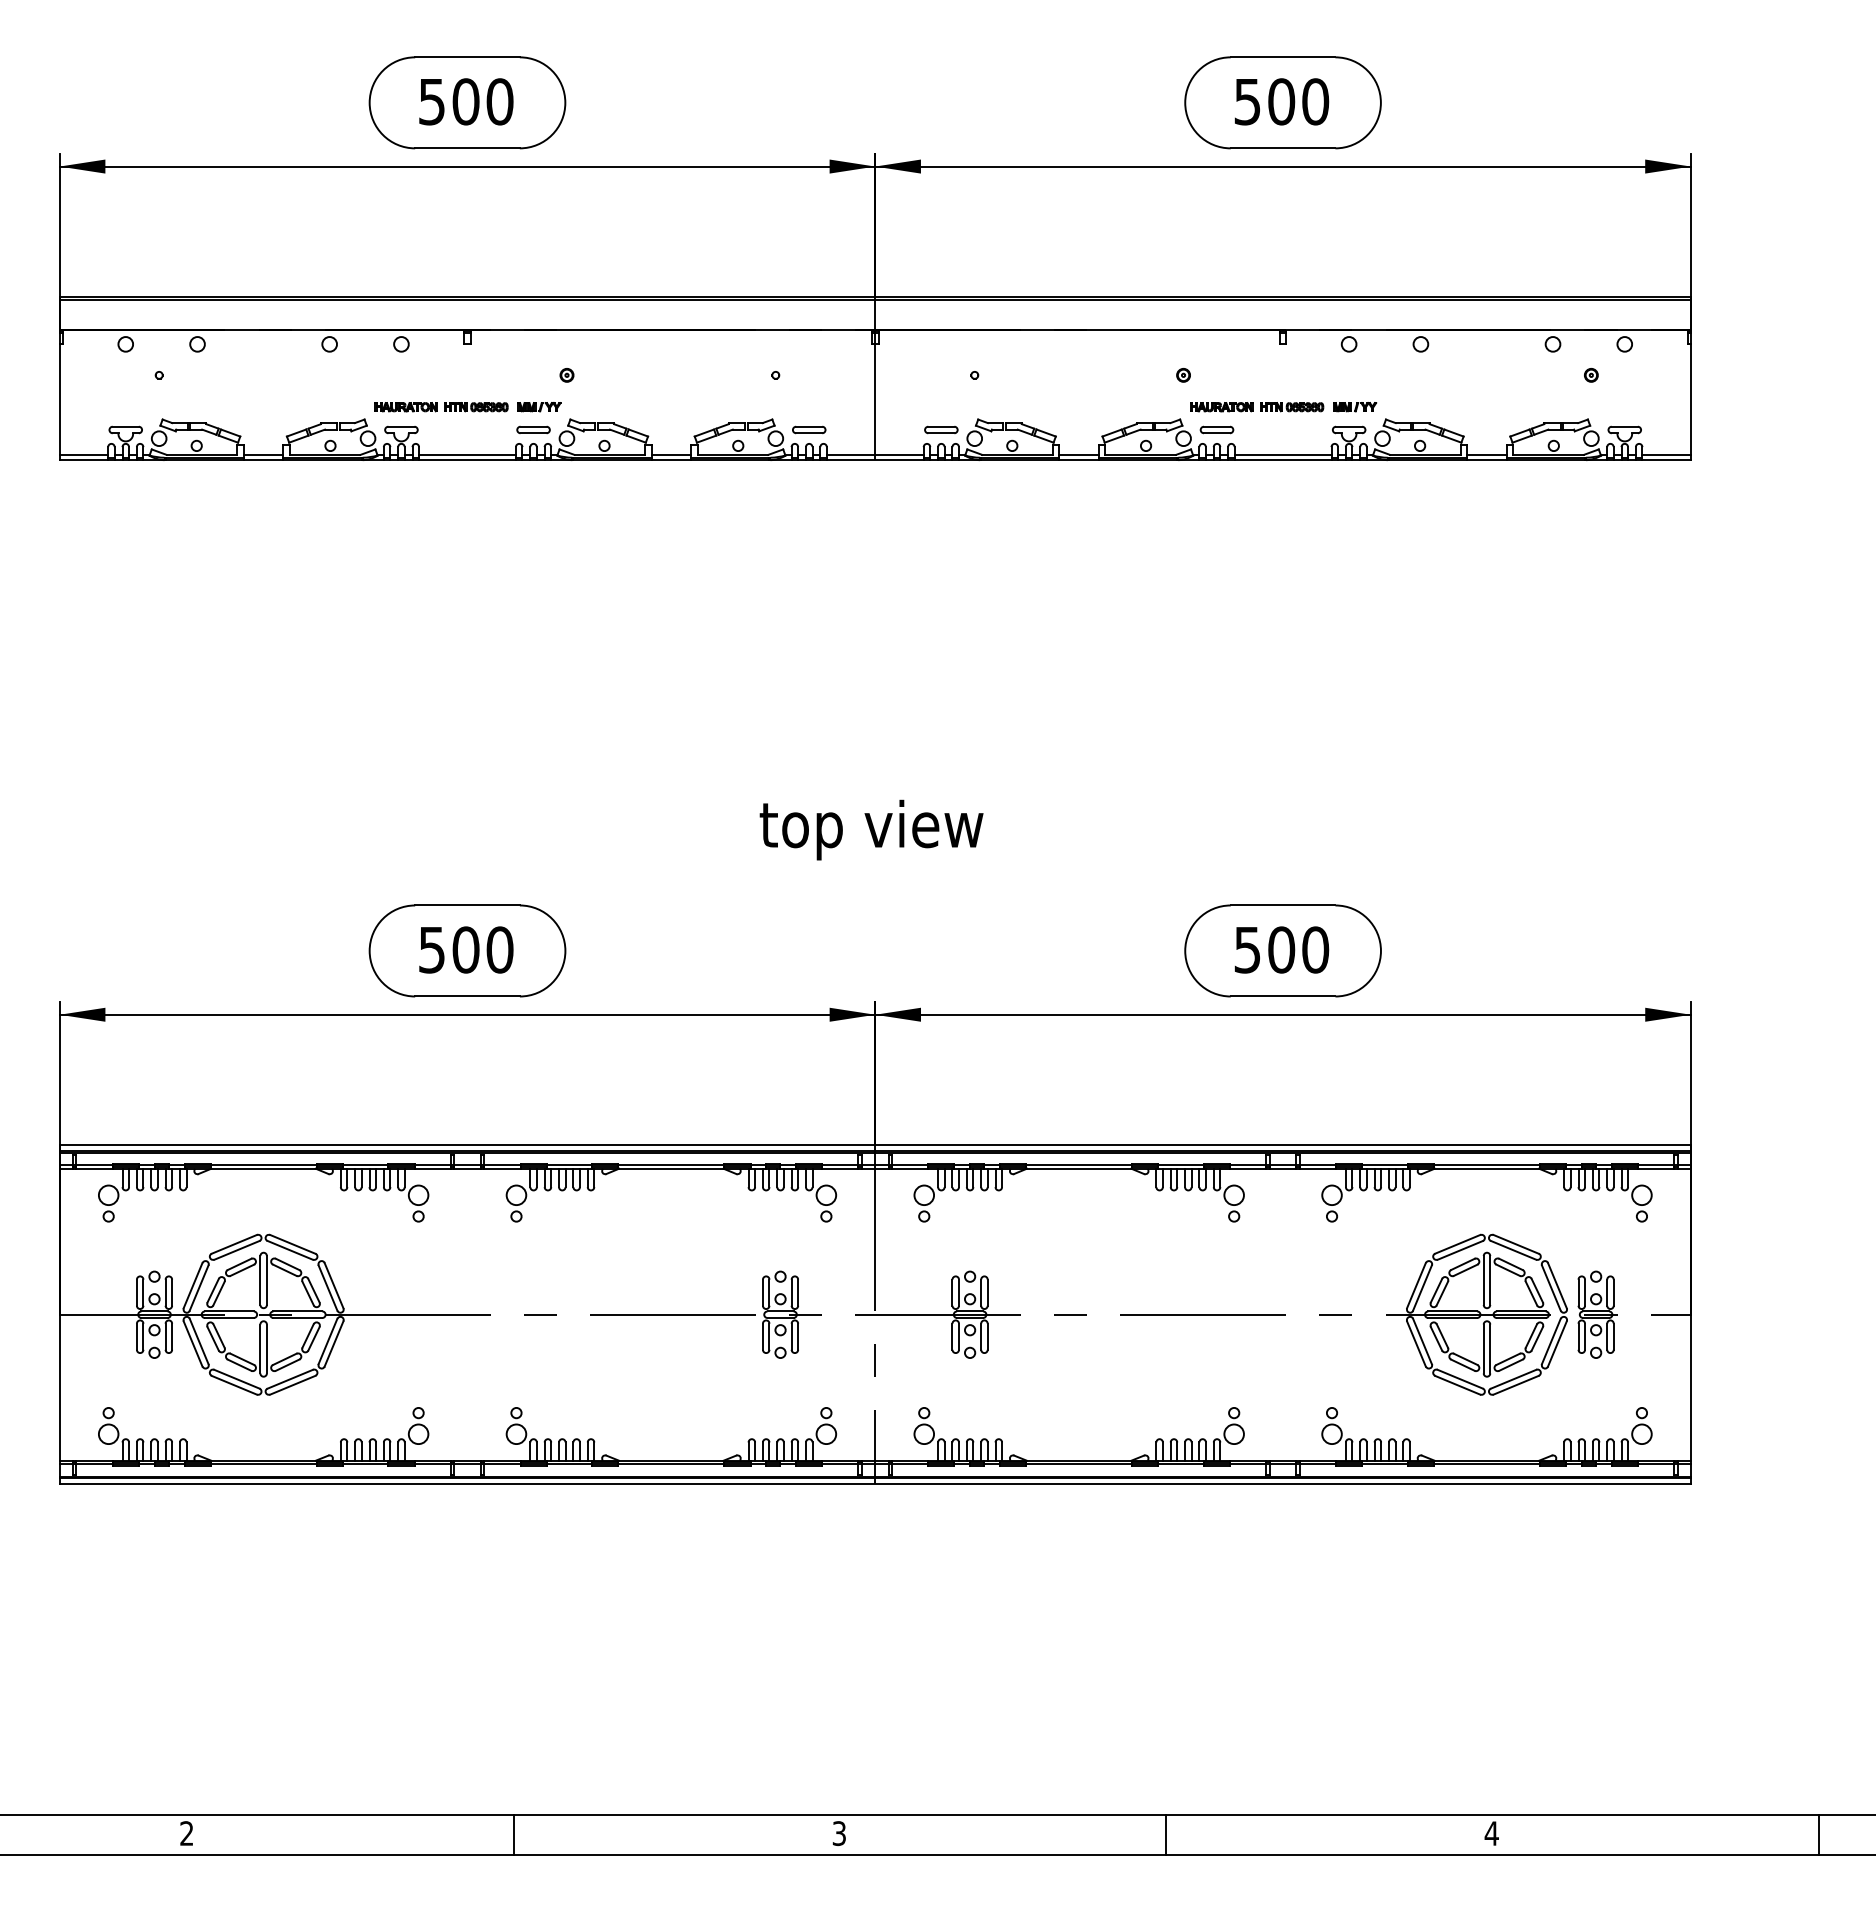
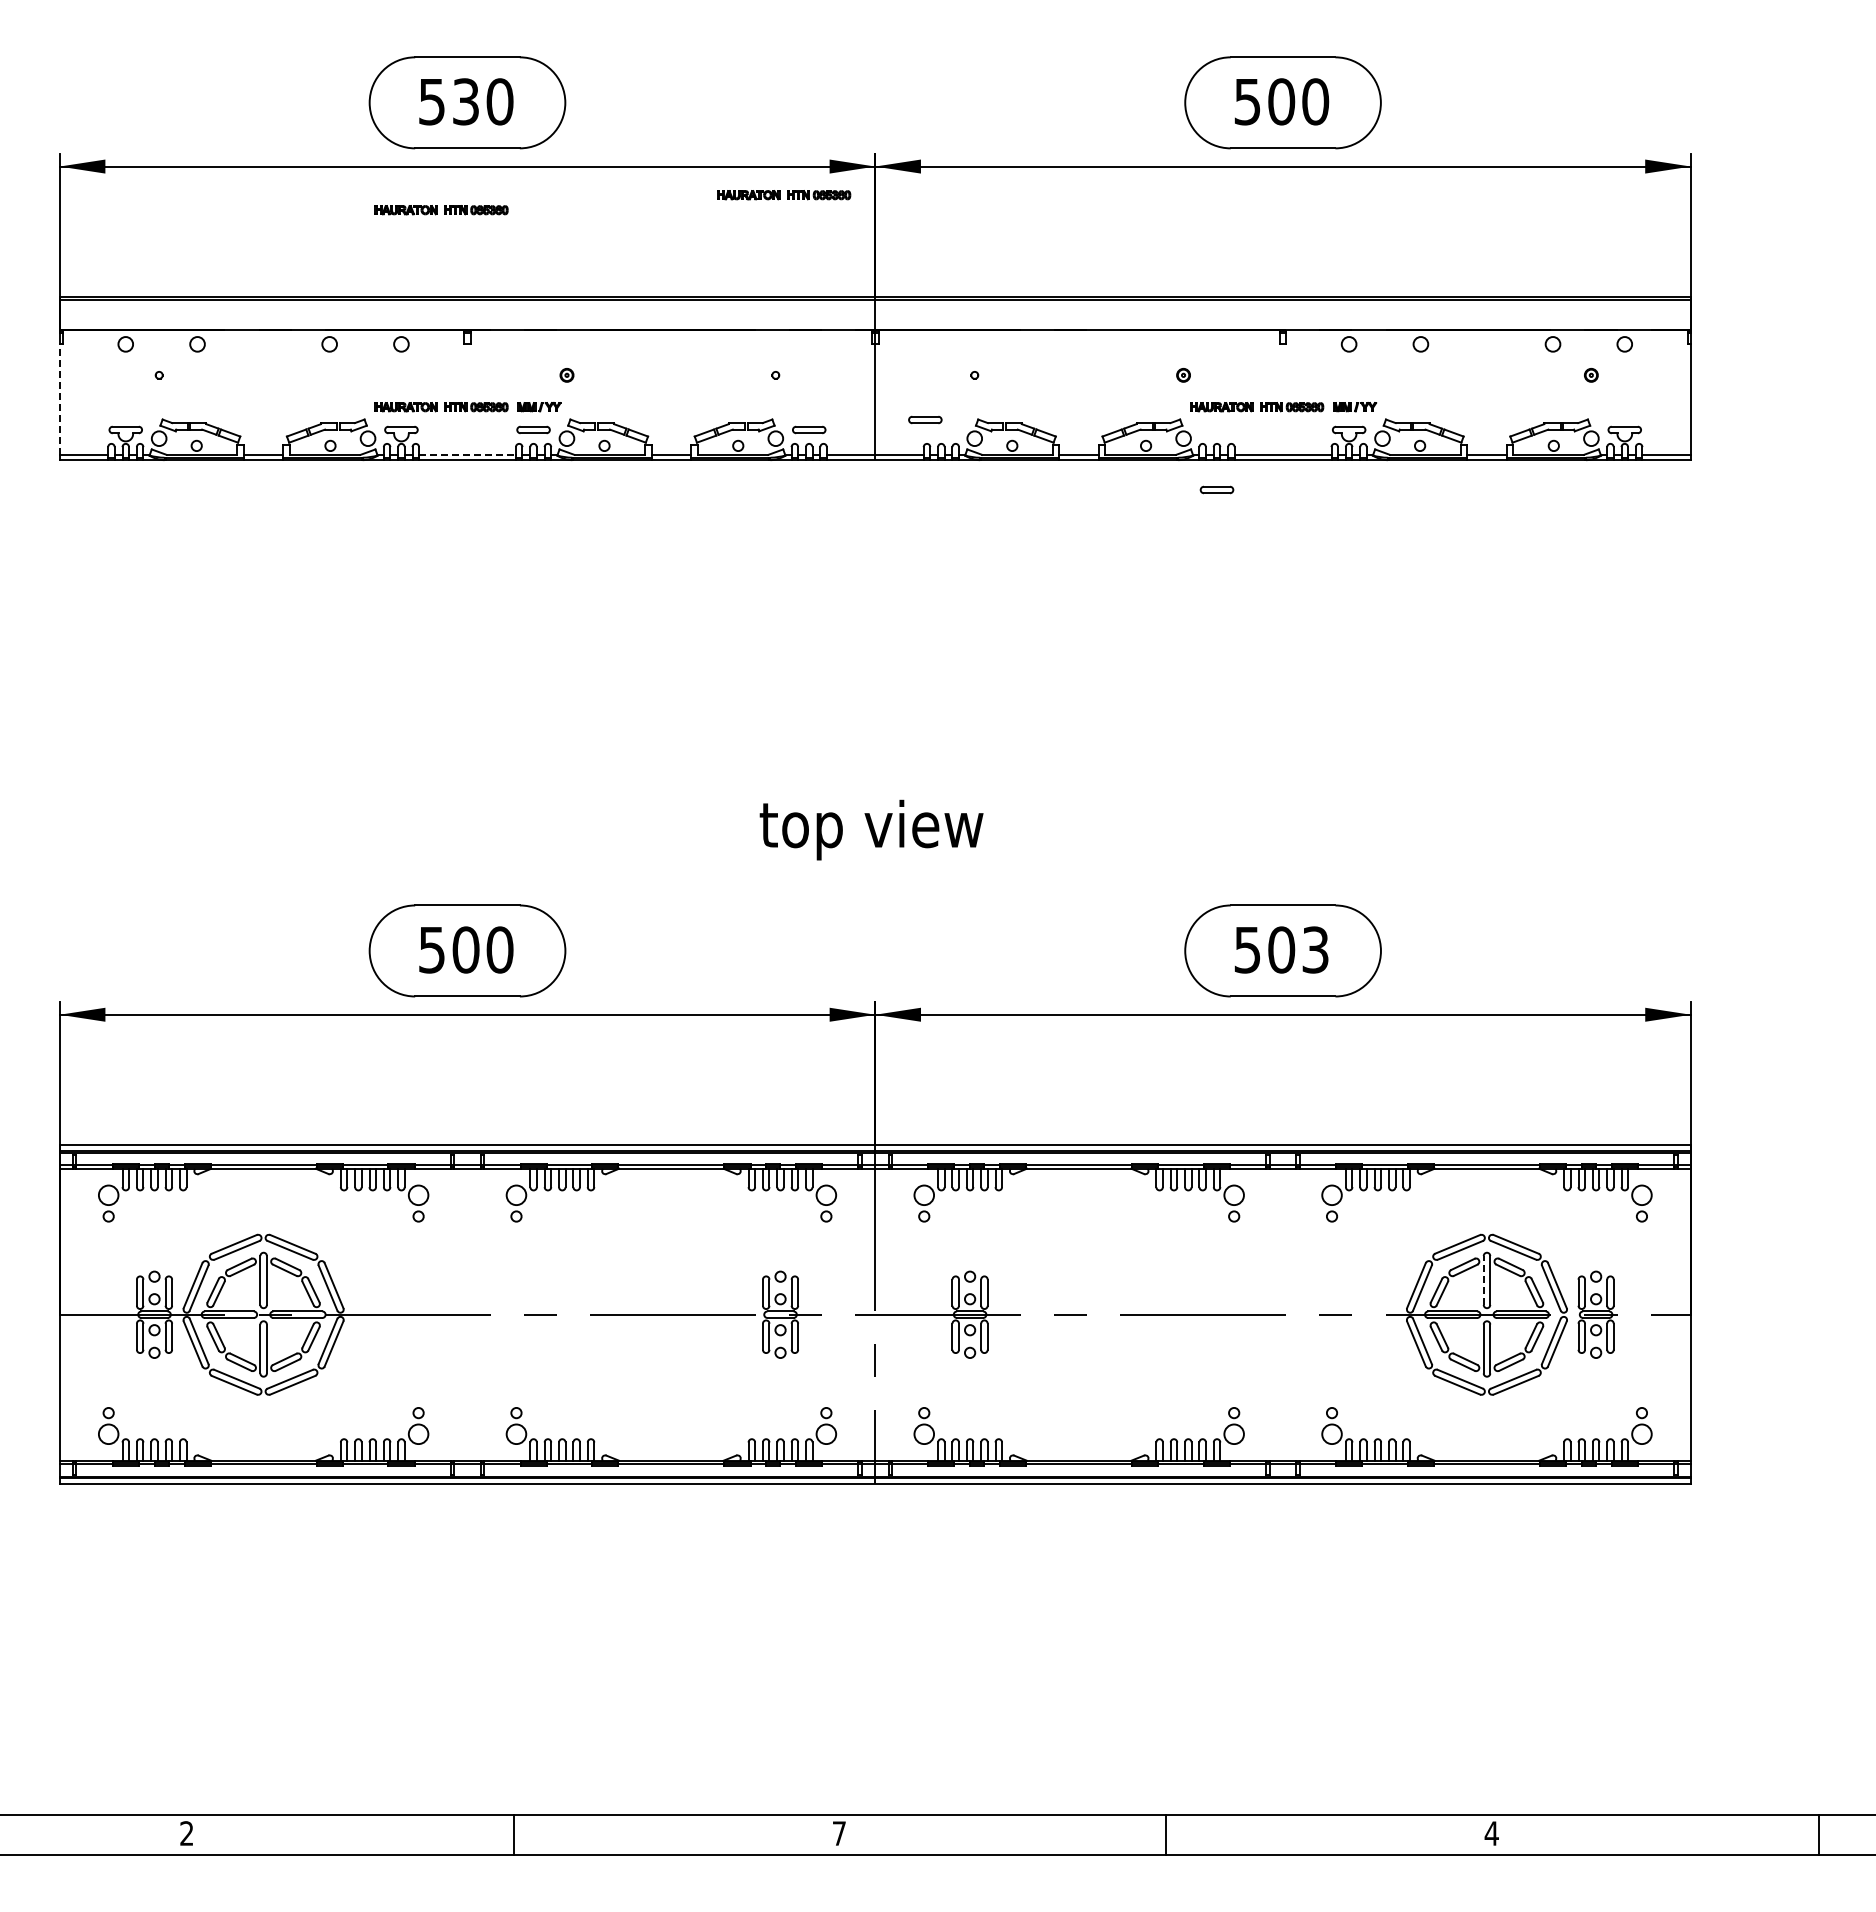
text: 500 -> 530 (465, 101)
part: none -> present (784, 195)
part: none -> present (441, 210)
line: solid -> dashed (59, 399)
part position: (941, 429) -> (925, 419) (925, 419)
part position: (1216, 429) -> (1216, 489) (1216, 489)
line: solid -> dashed (468, 455)
text: 500 -> 503 (1315, 949)
line: solid -> dashed (1483, 1279)
text: 3 -> 7 (838, 1833)
